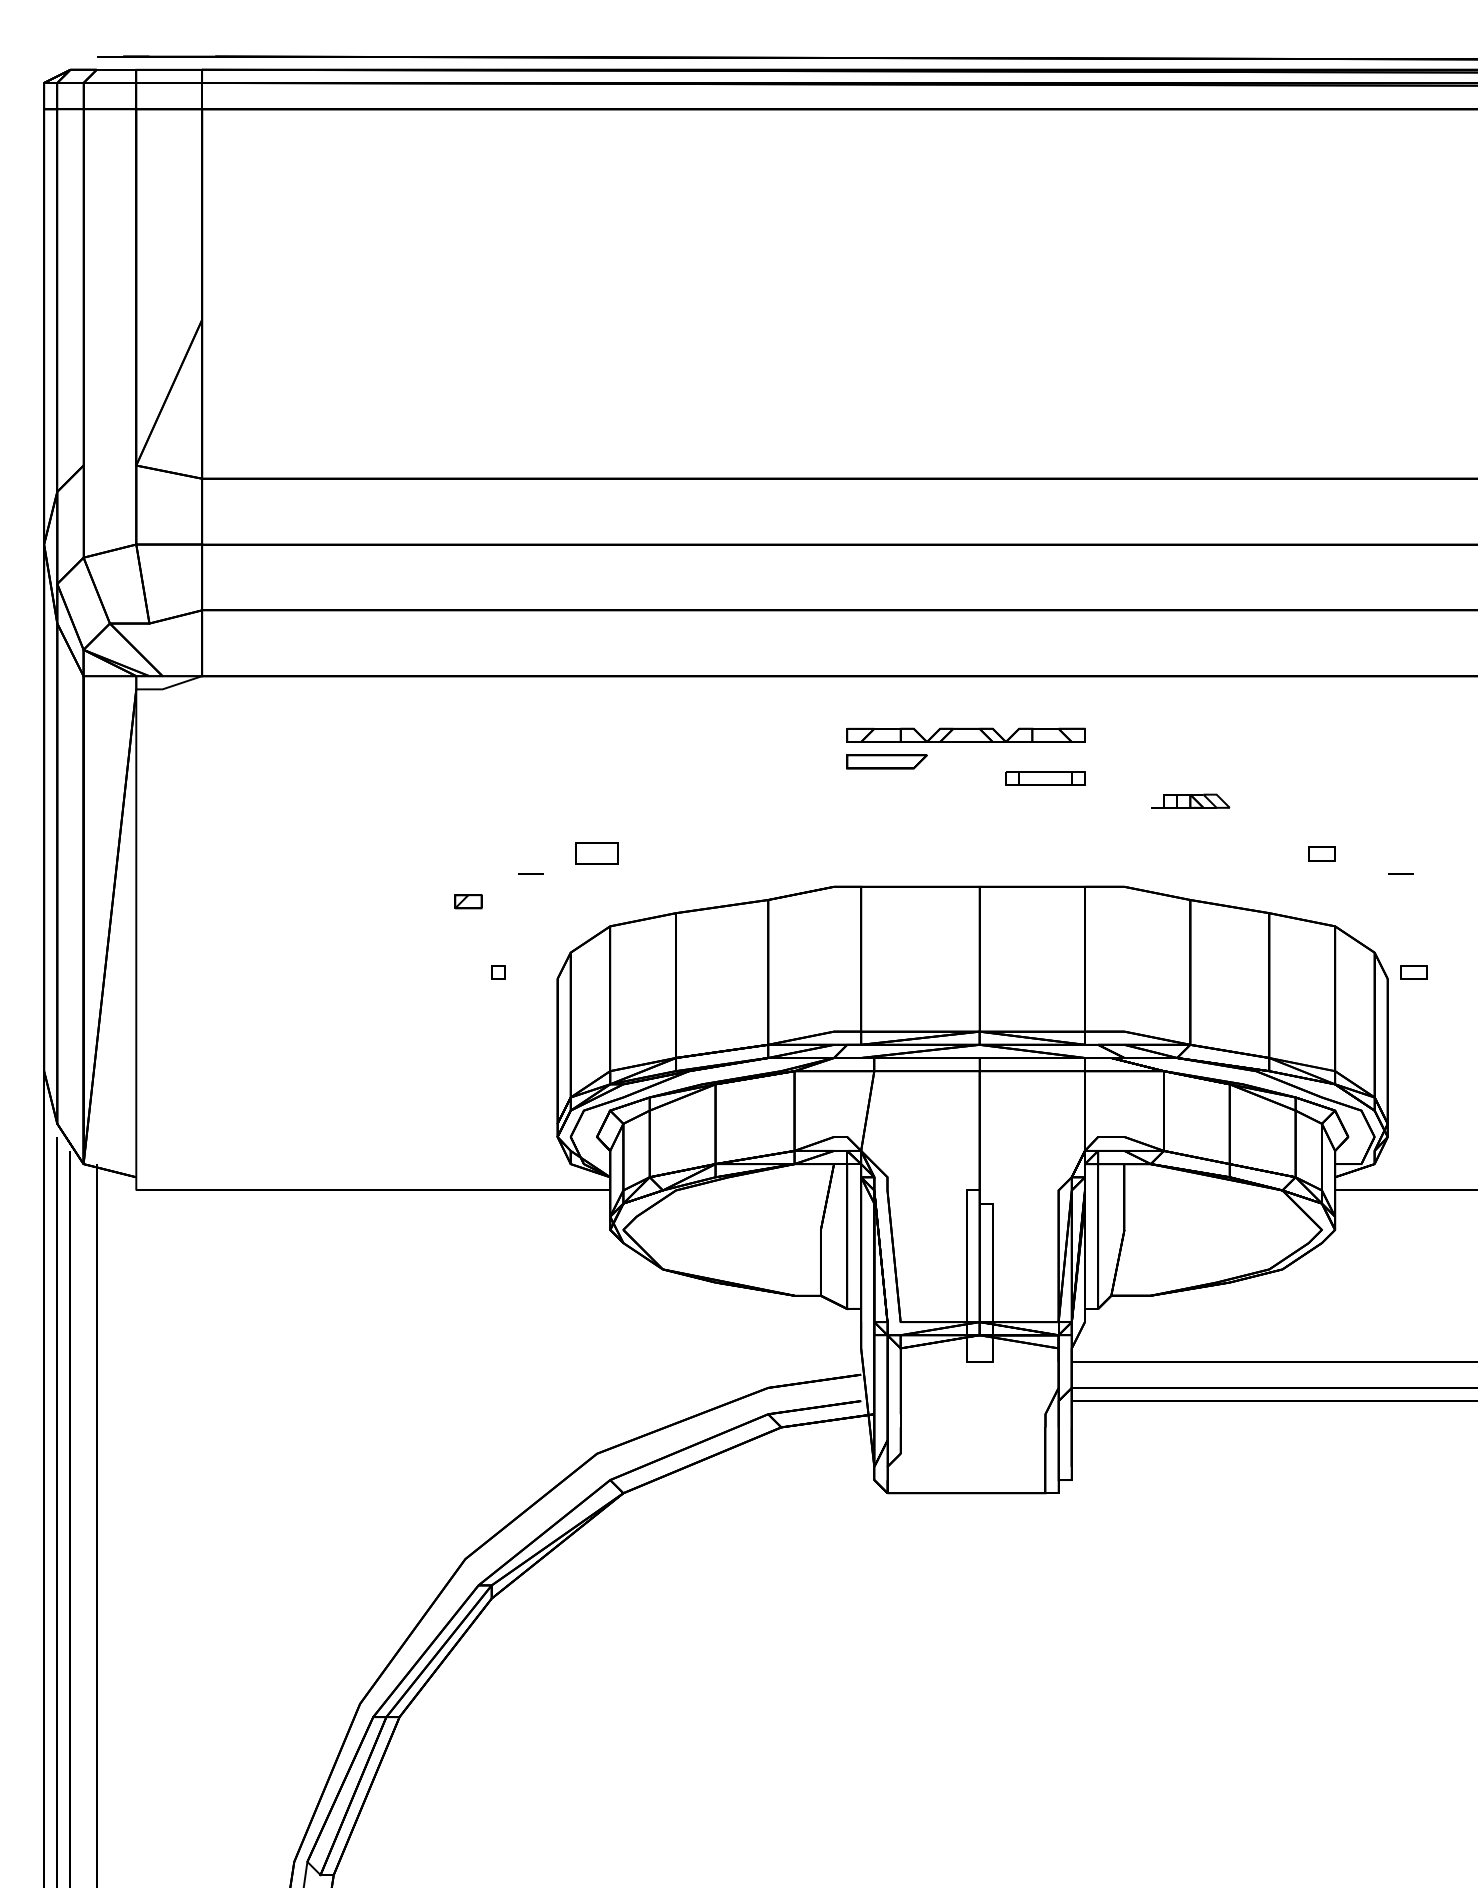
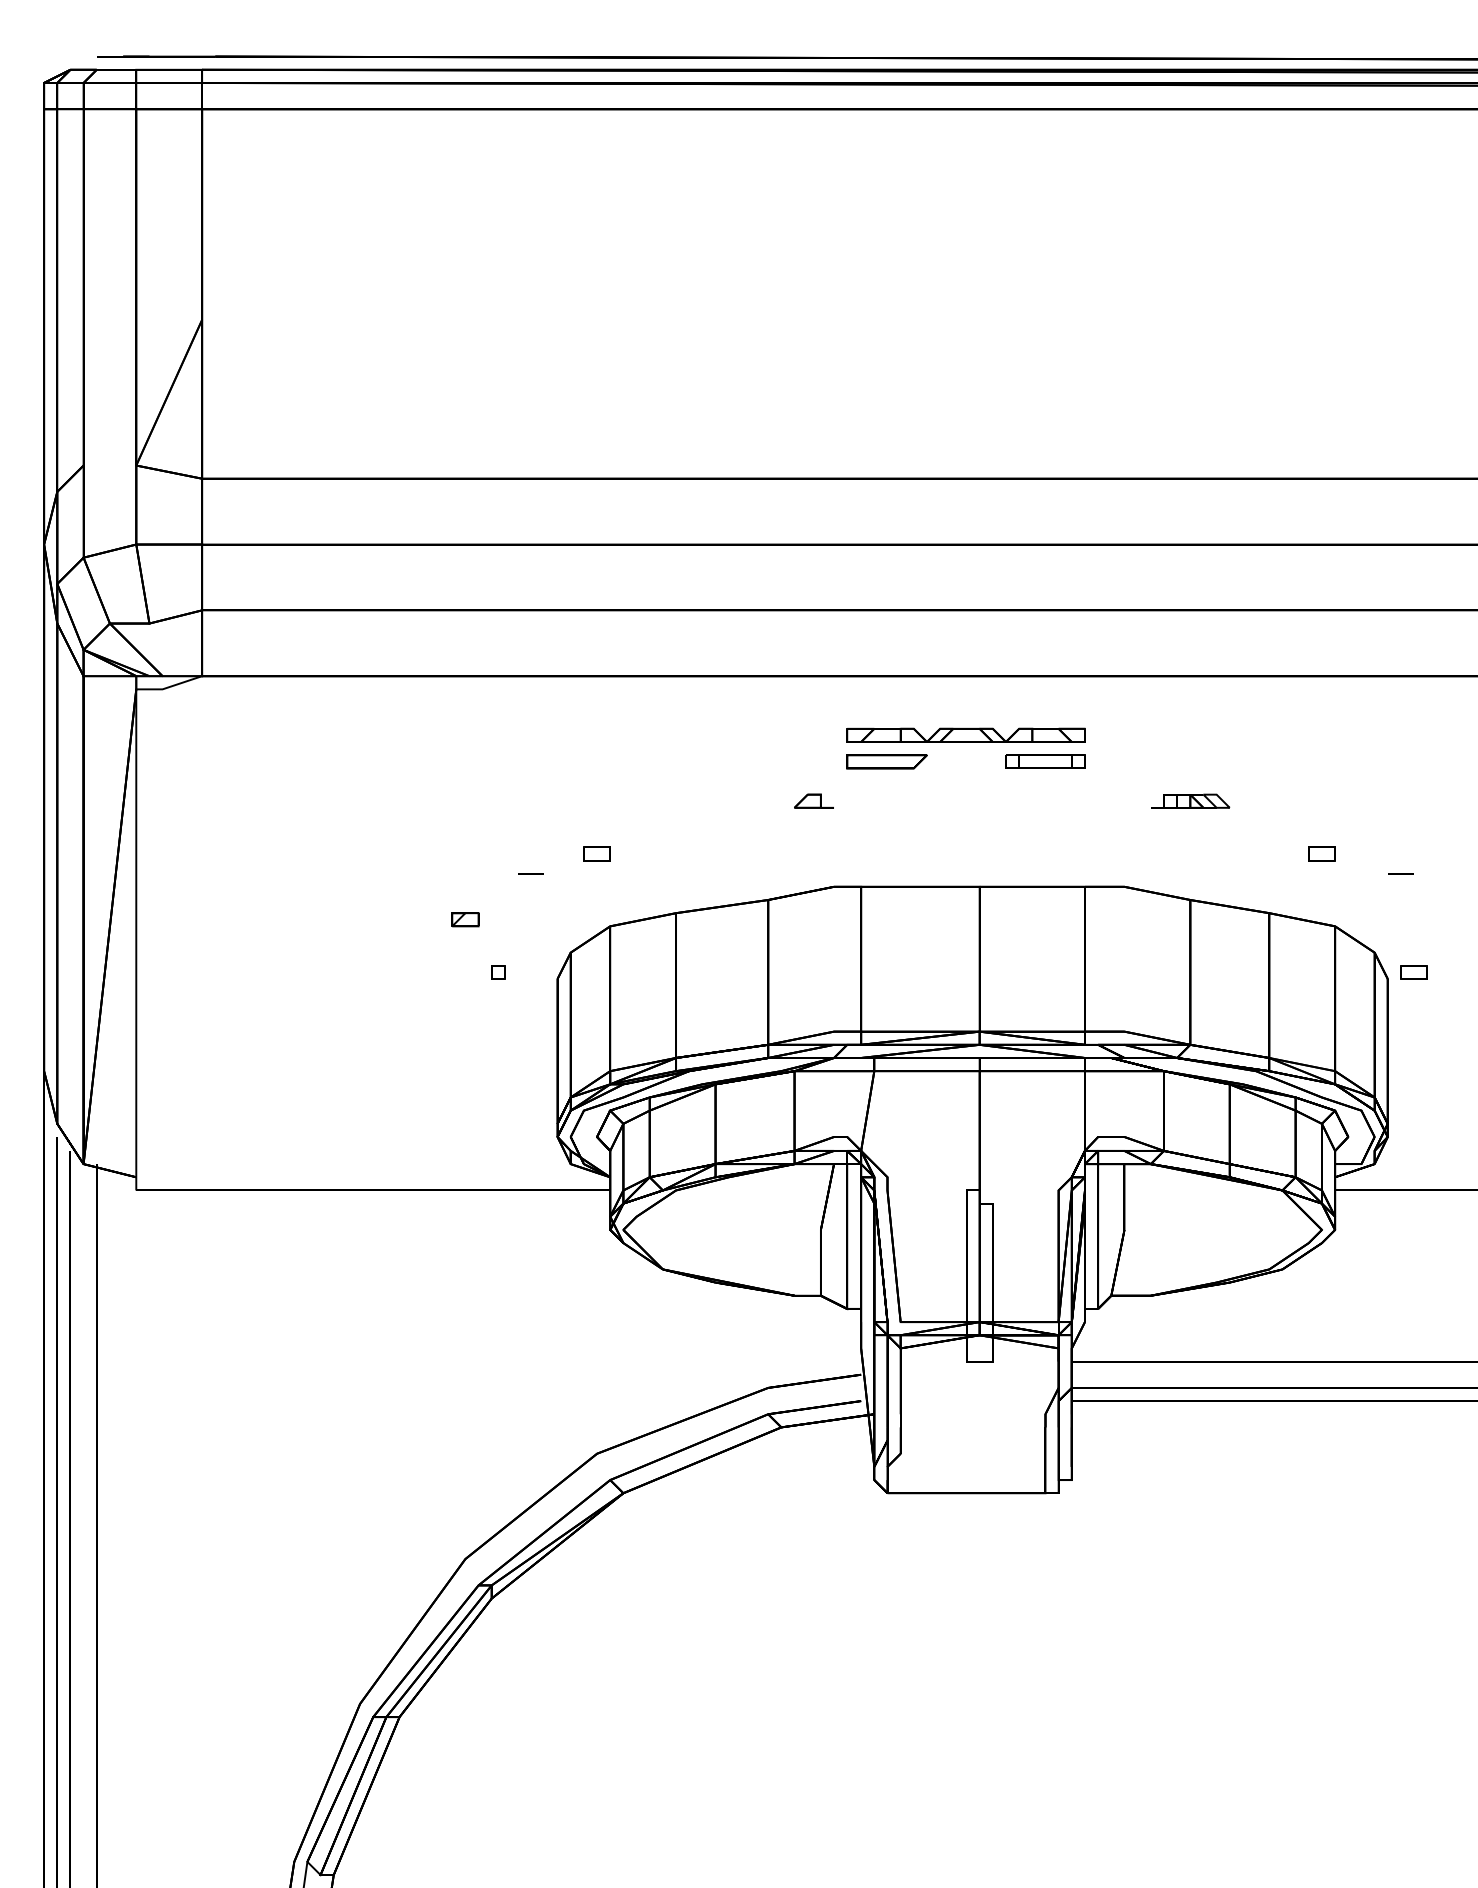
part position: (1045, 778) -> (1045, 761) (1045, 761)
part: none -> present (813, 800)
part size: 44x23 px -> 28x16 px (596, 853)
part position: (468, 901) -> (465, 919) (465, 919)
